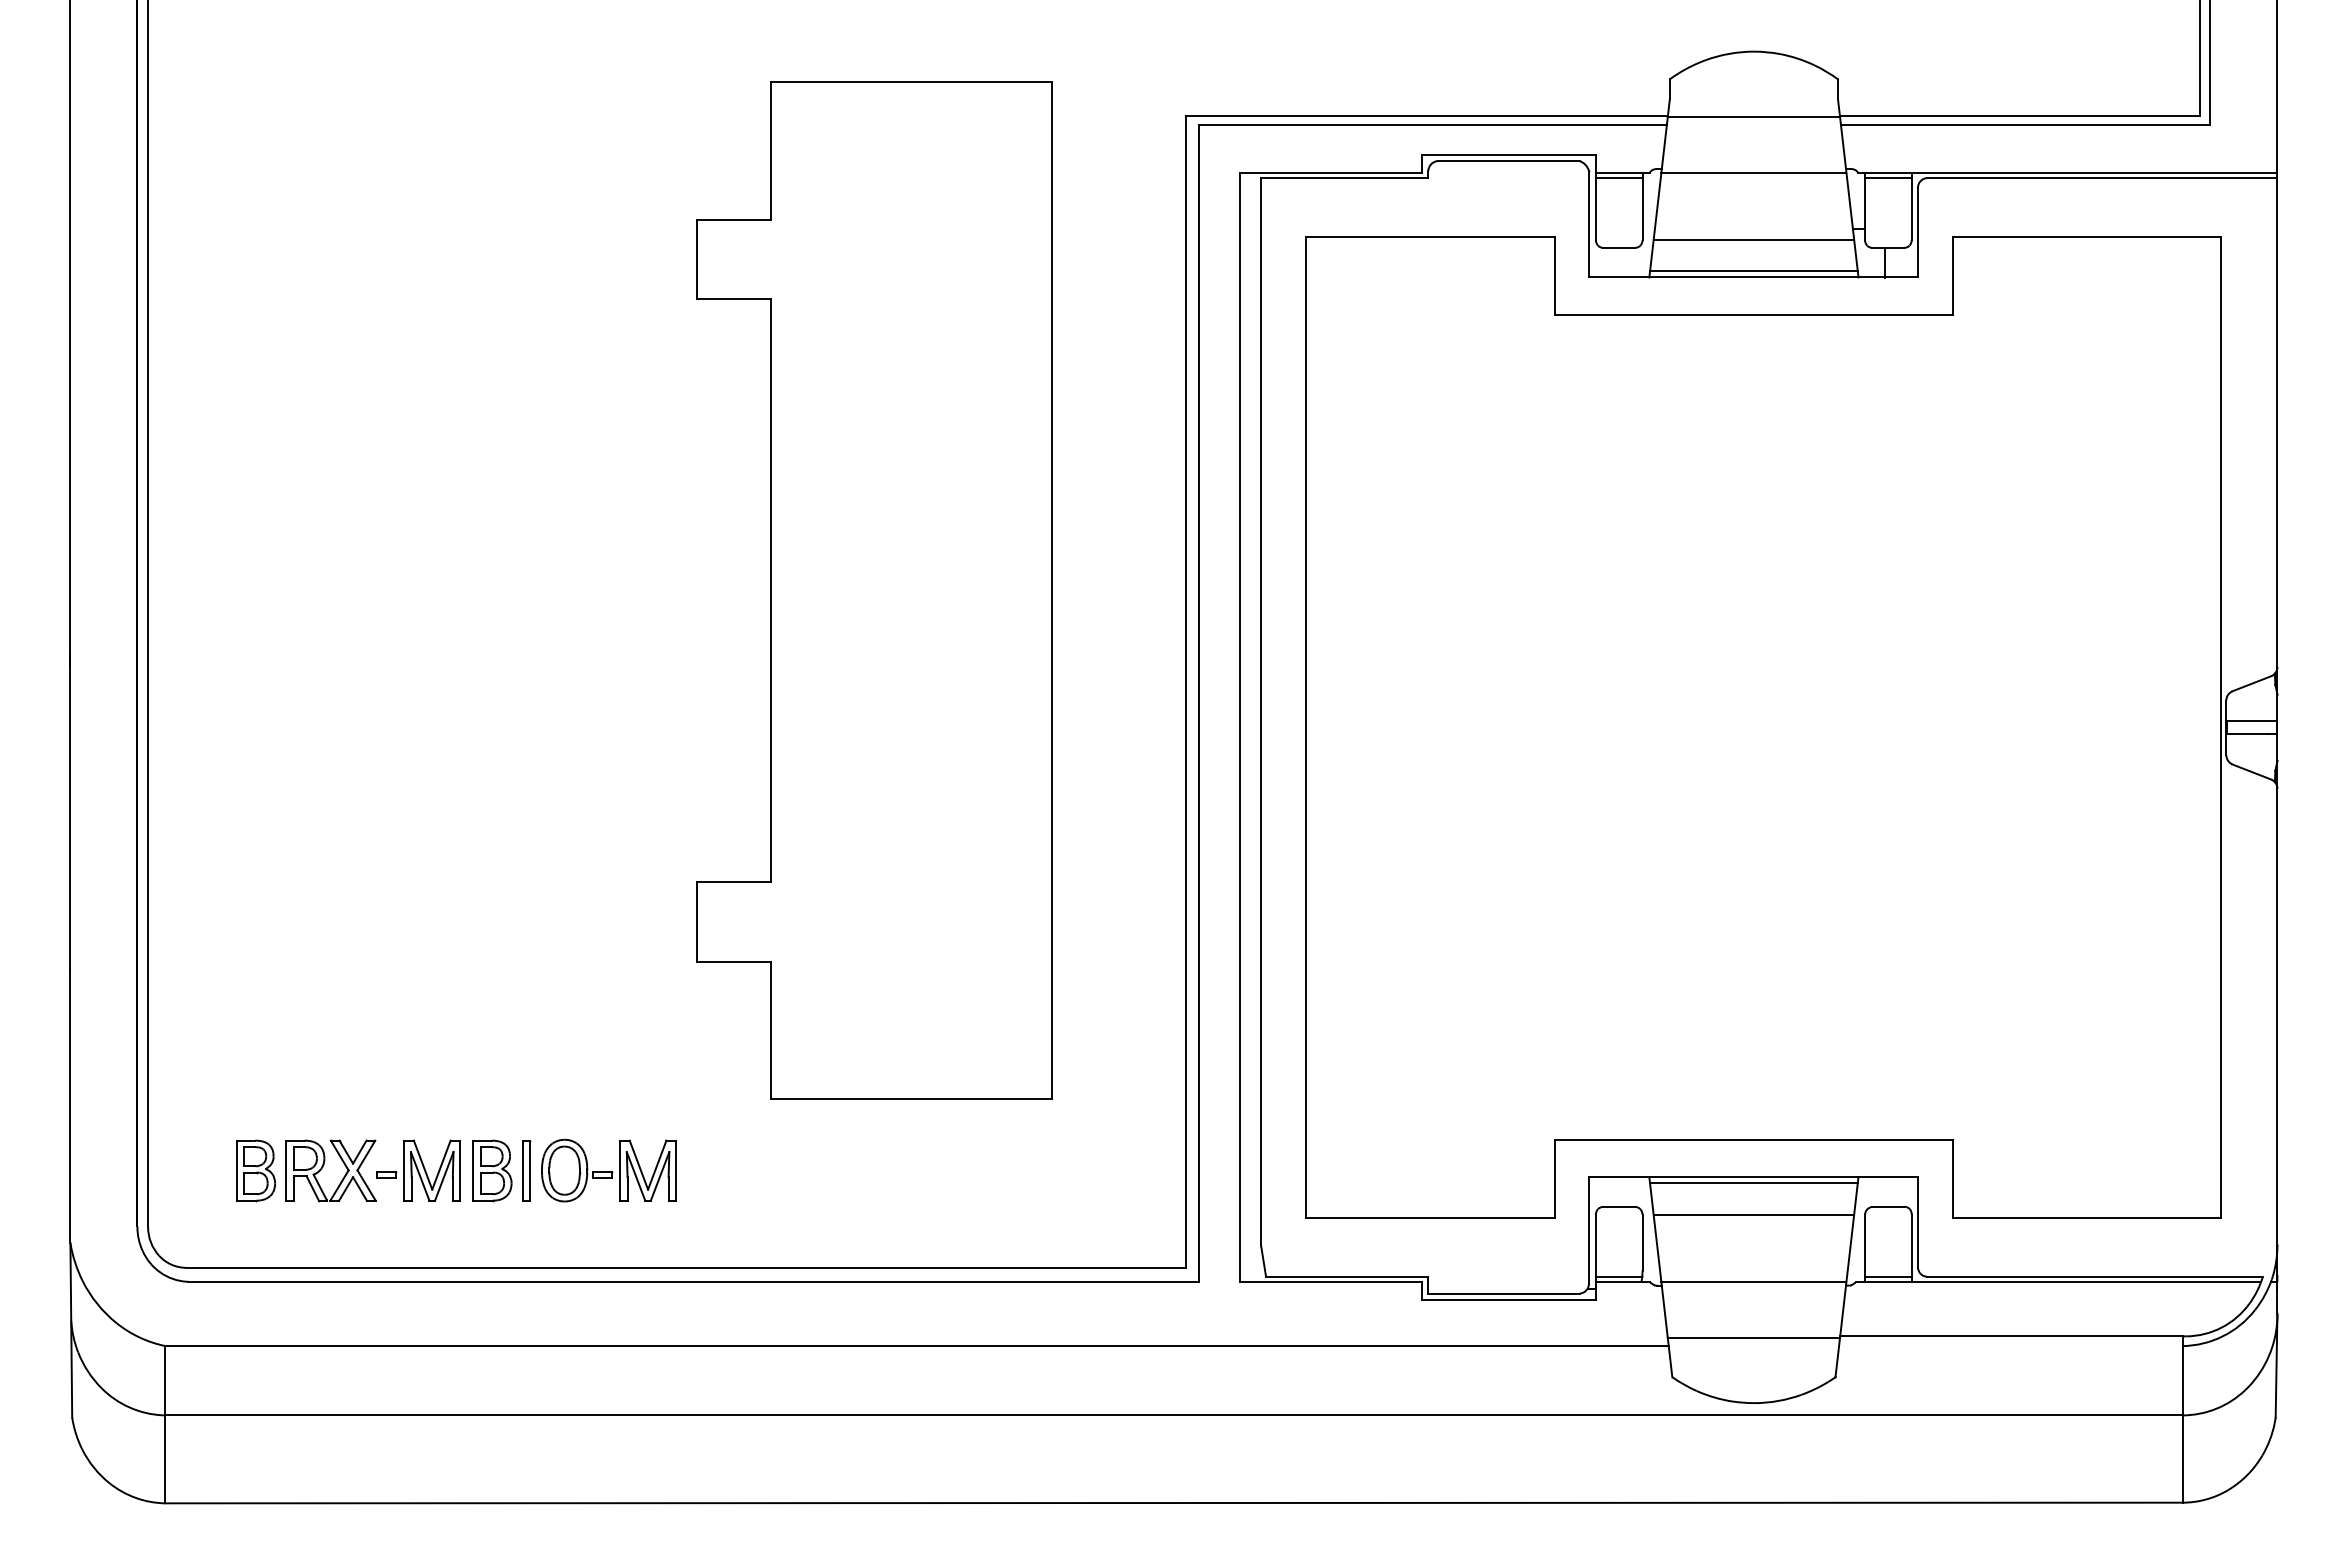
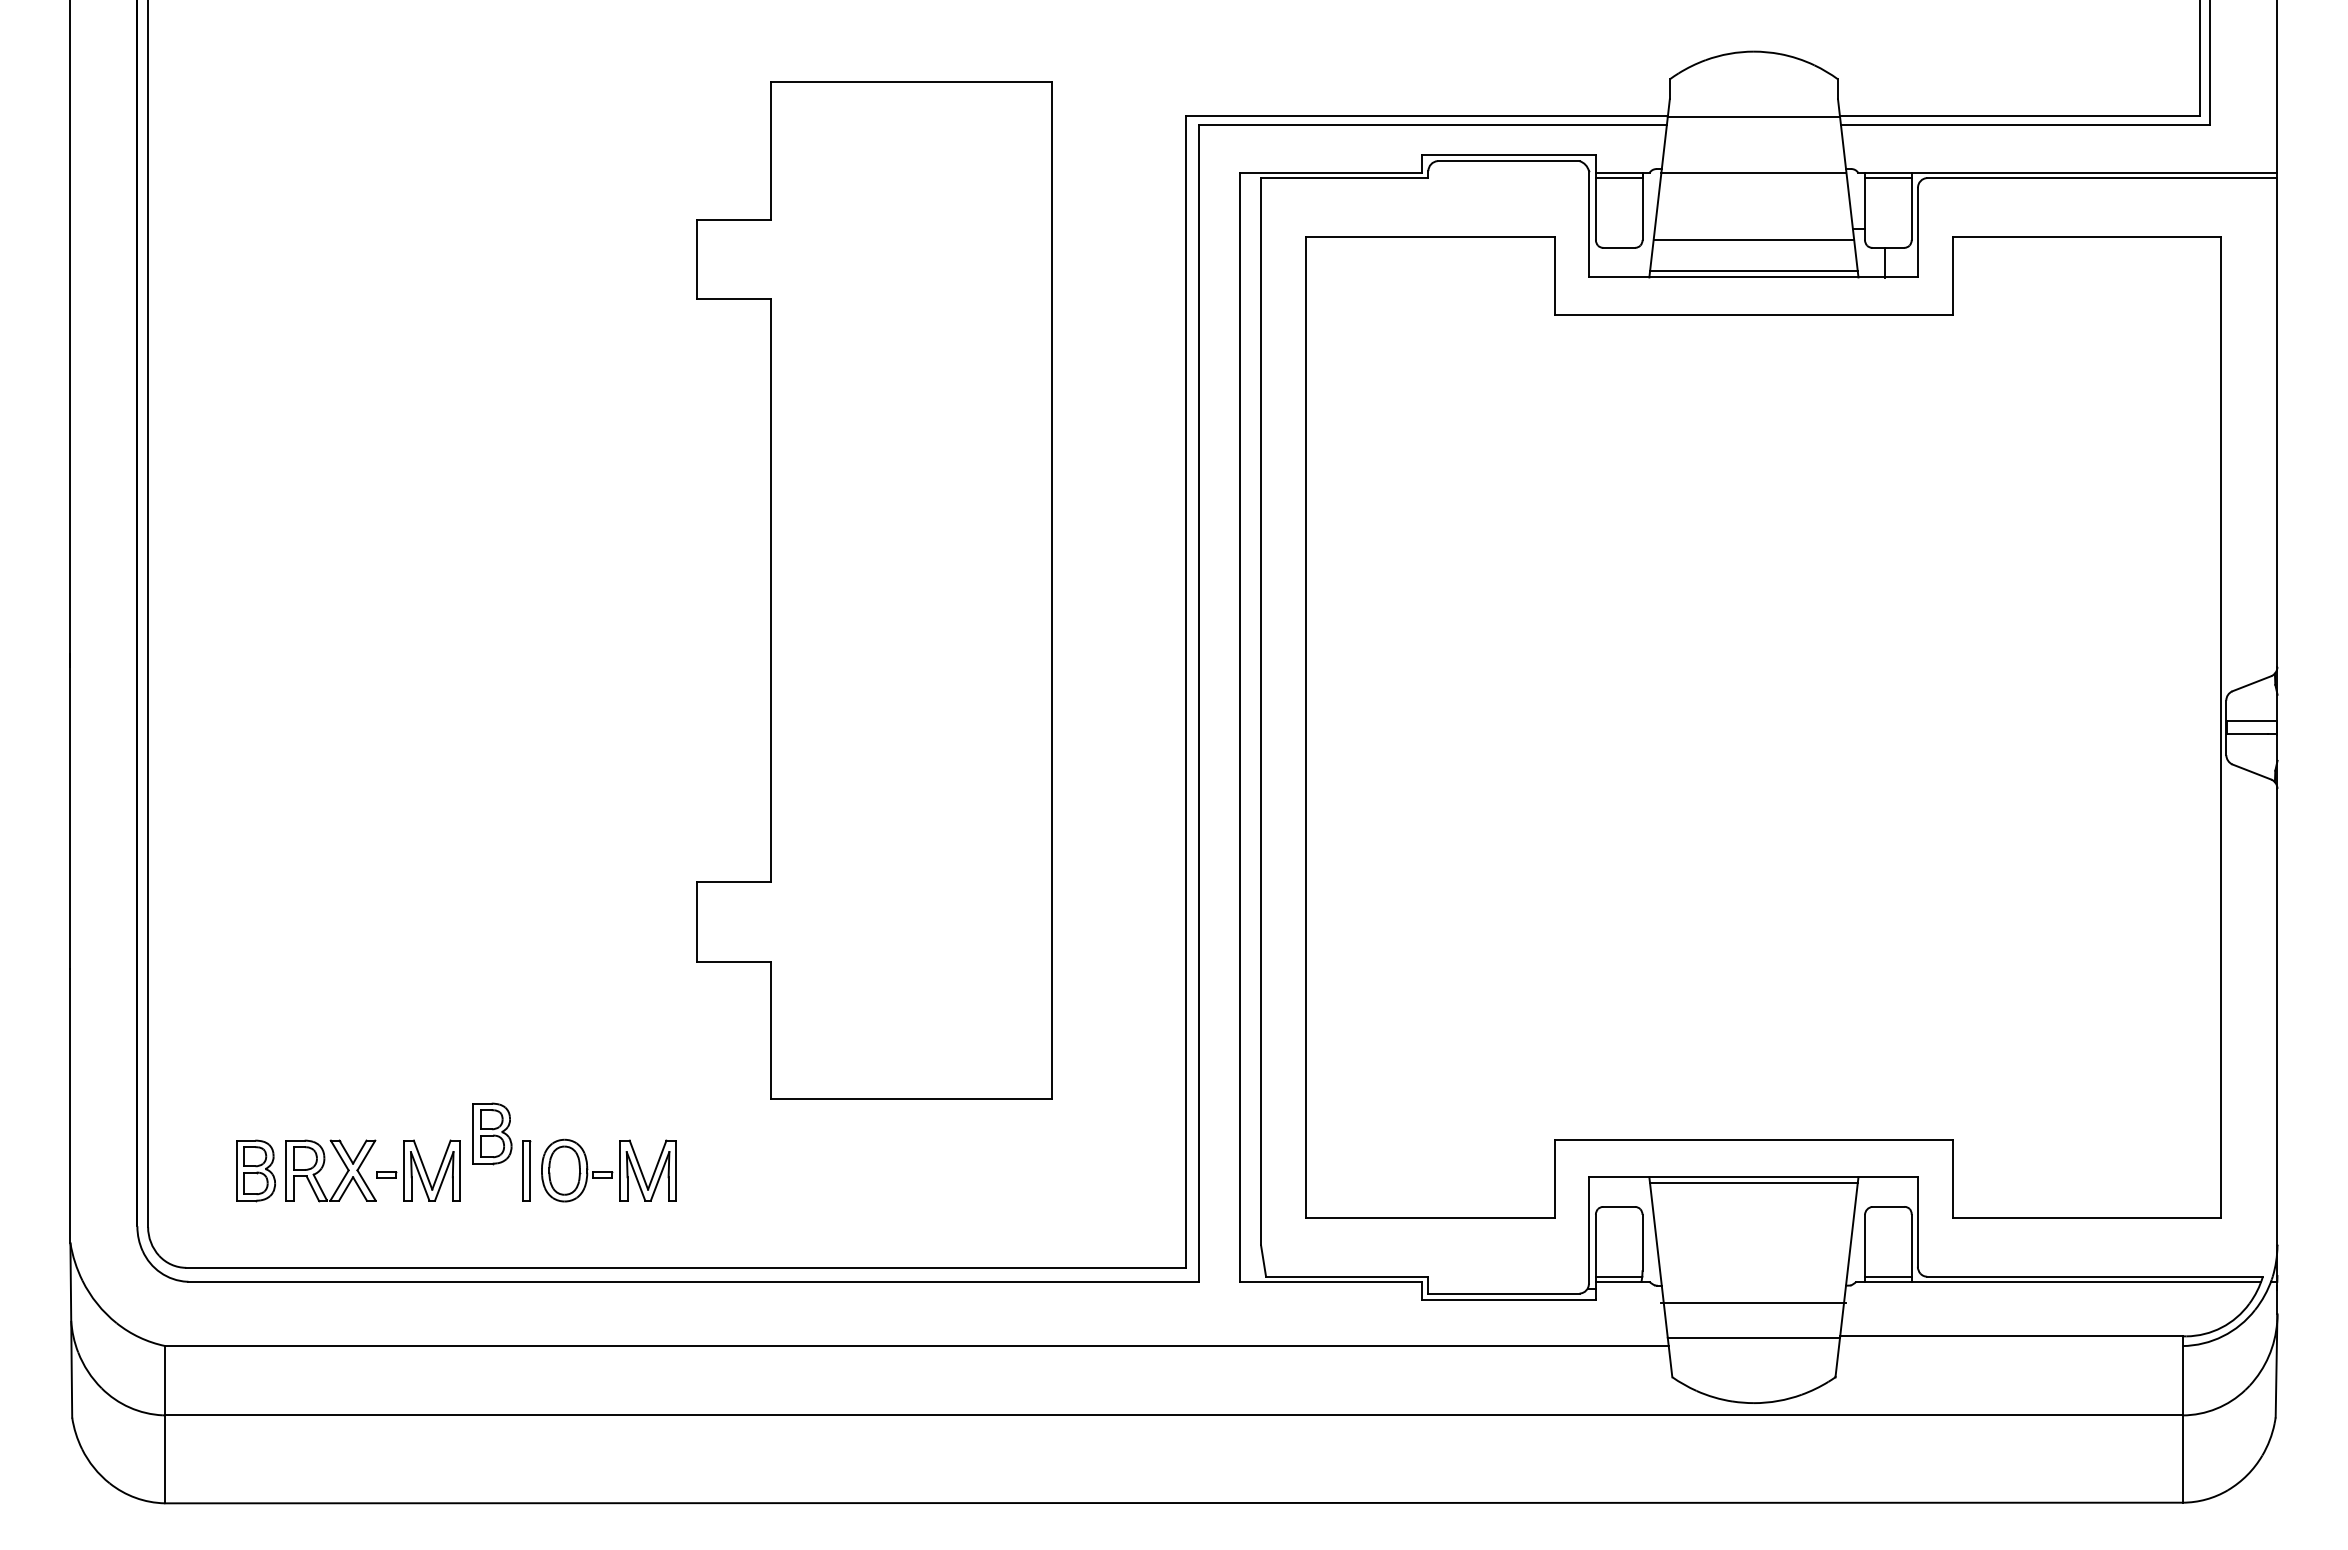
part position: (492, 1170) -> (492, 1133) (492, 1133)
line: present -> none (1753, 1214)
line position: (1753, 1281) -> (1753, 1302) (1753, 1302)
